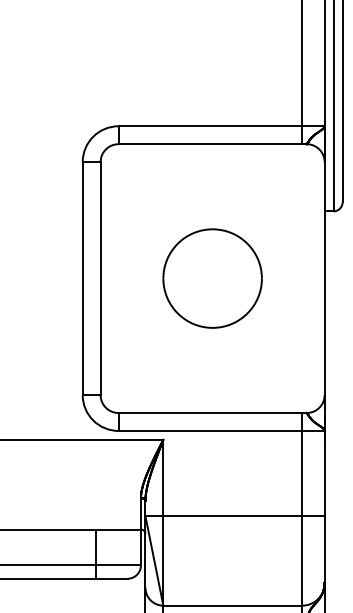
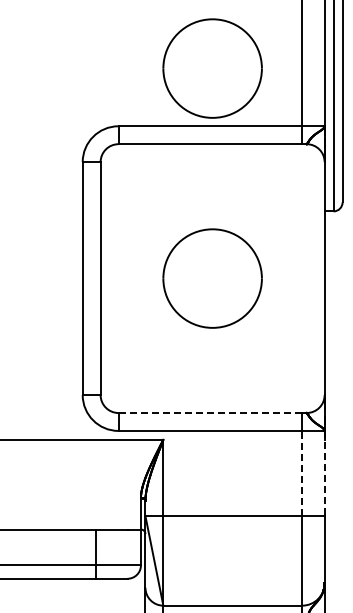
part: none -> present (212, 68)
line: solid -> dashed (210, 413)
line: solid -> dashed (302, 473)
line: solid -> dashed (324, 473)
